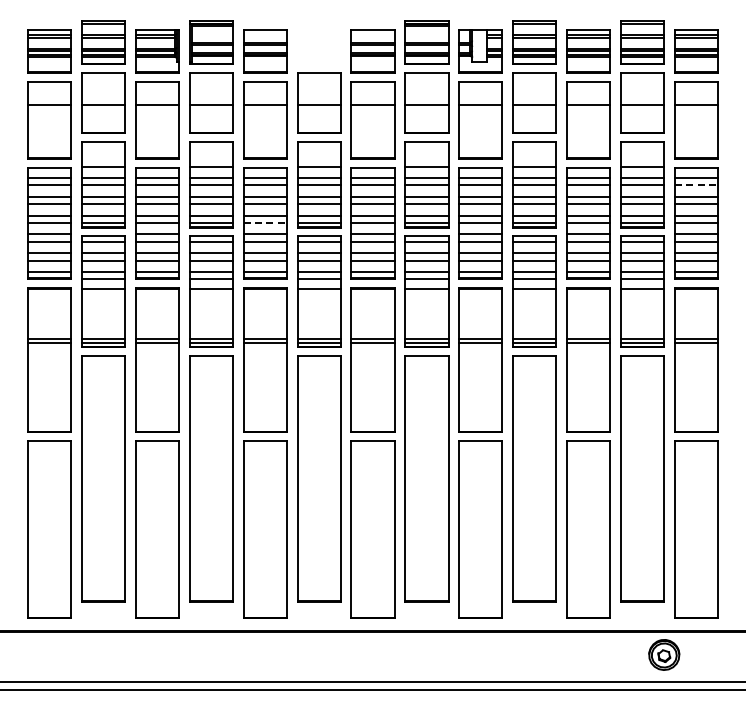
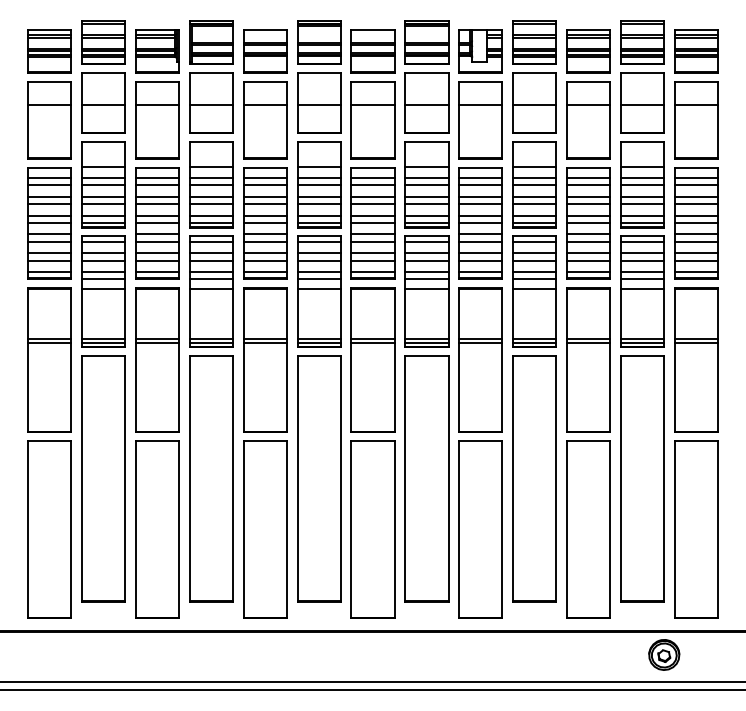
part: none -> present (319, 42)
line: dashed -> solid (696, 185)
line: dashed -> solid (265, 223)
